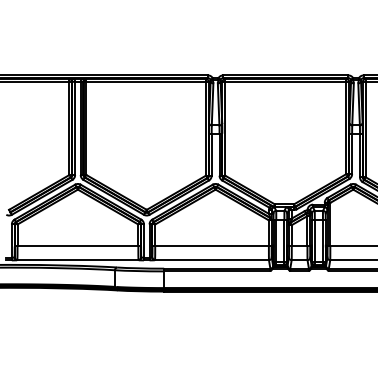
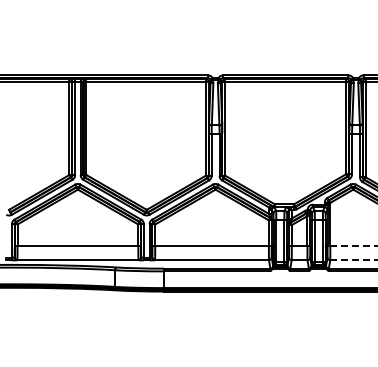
line: solid -> dashed (354, 246)
line: solid -> dashed (353, 260)
